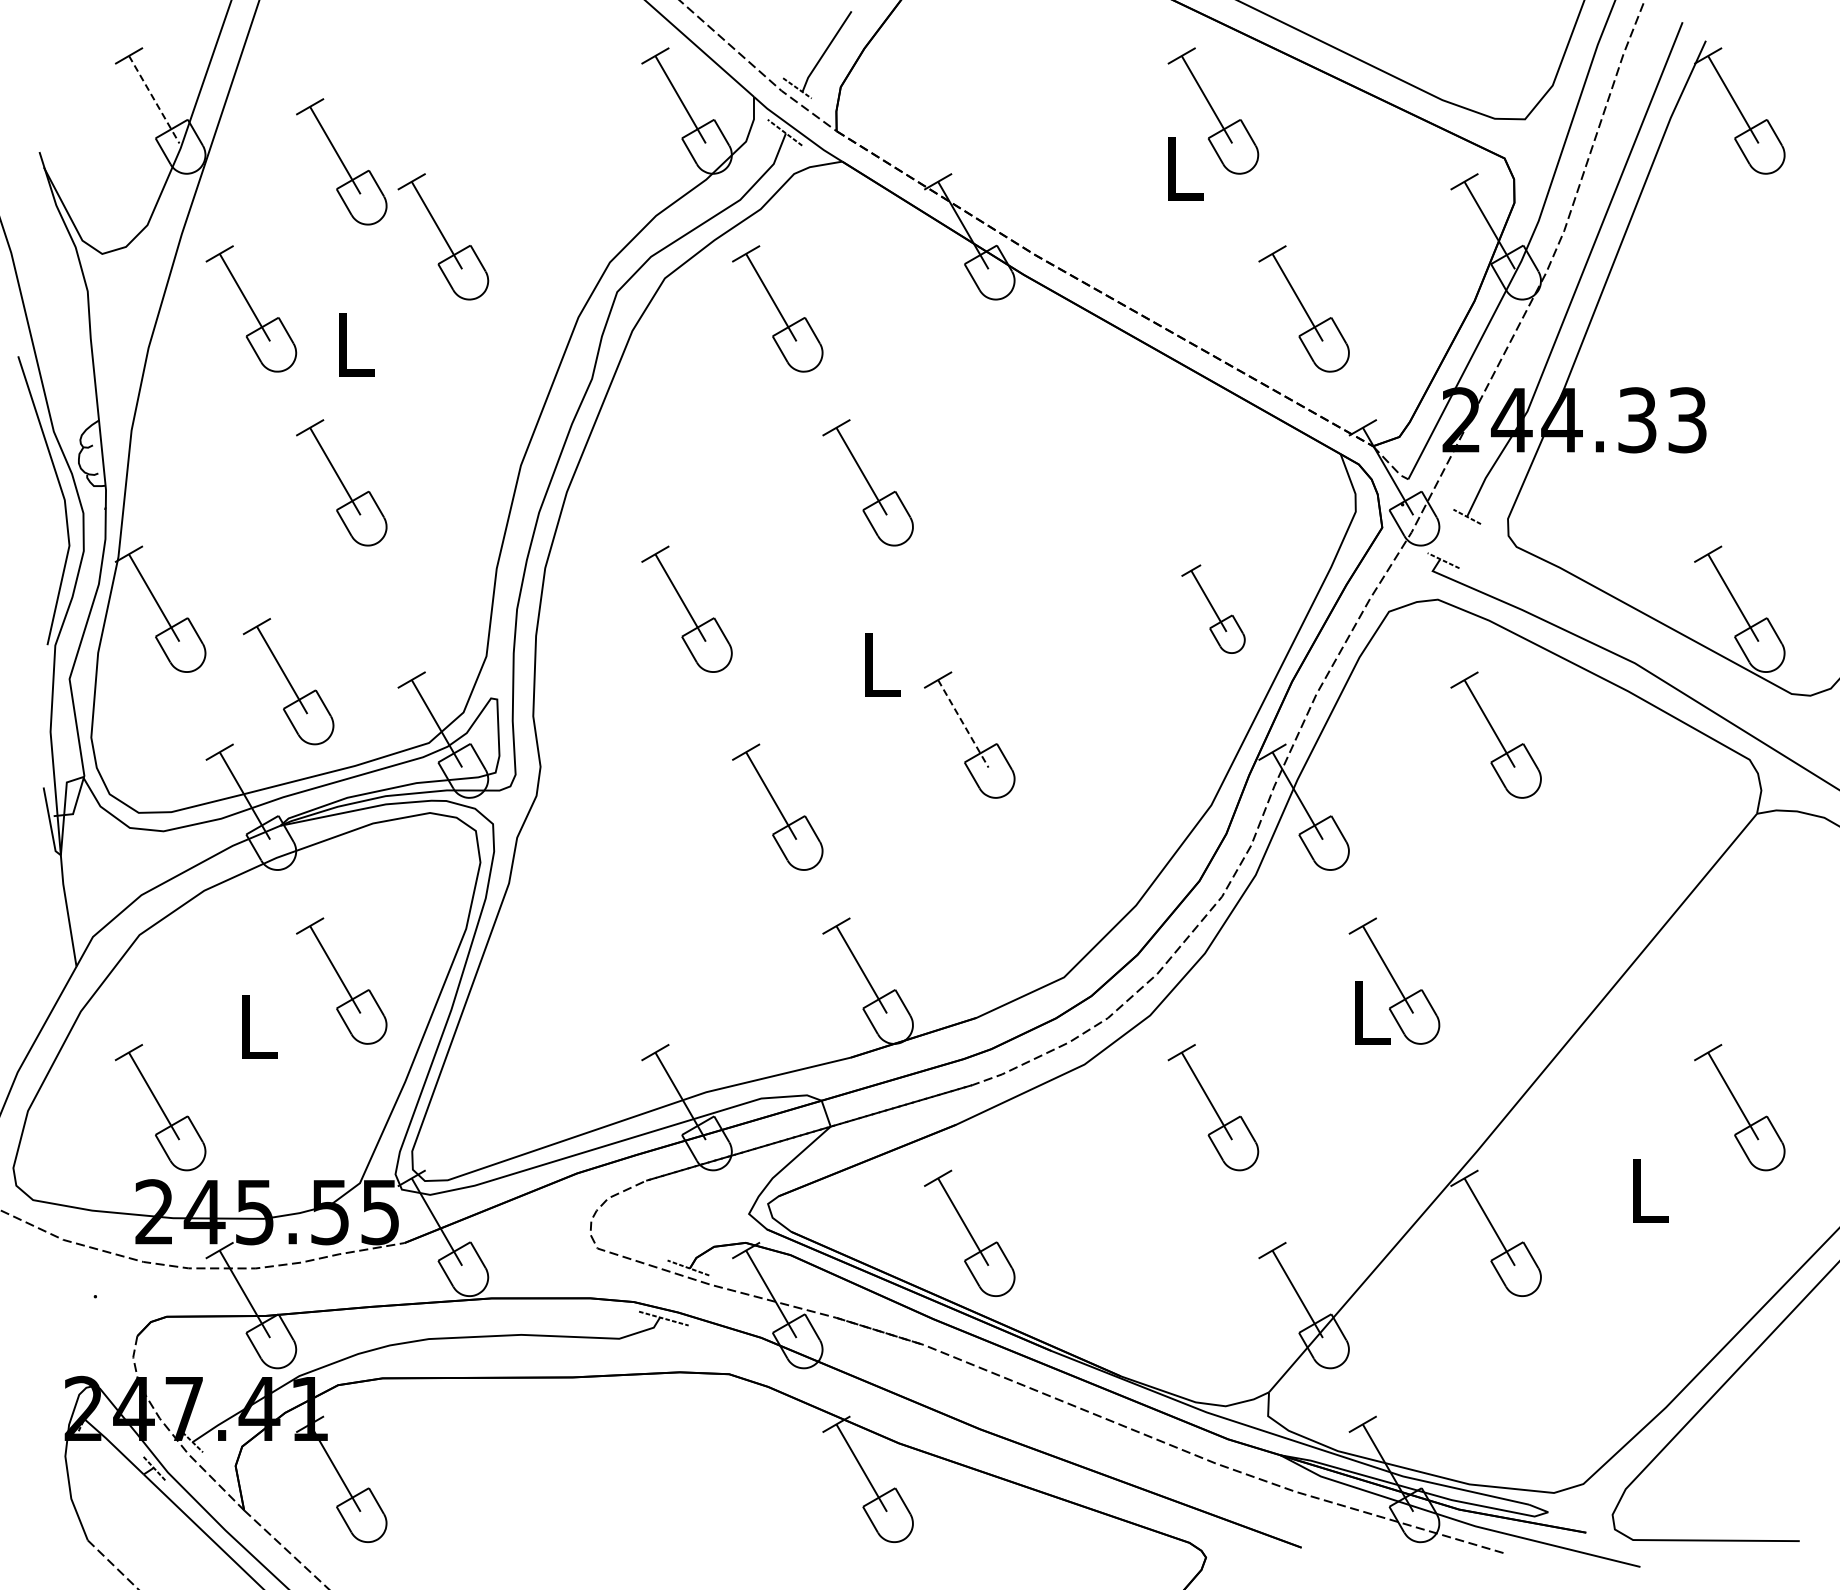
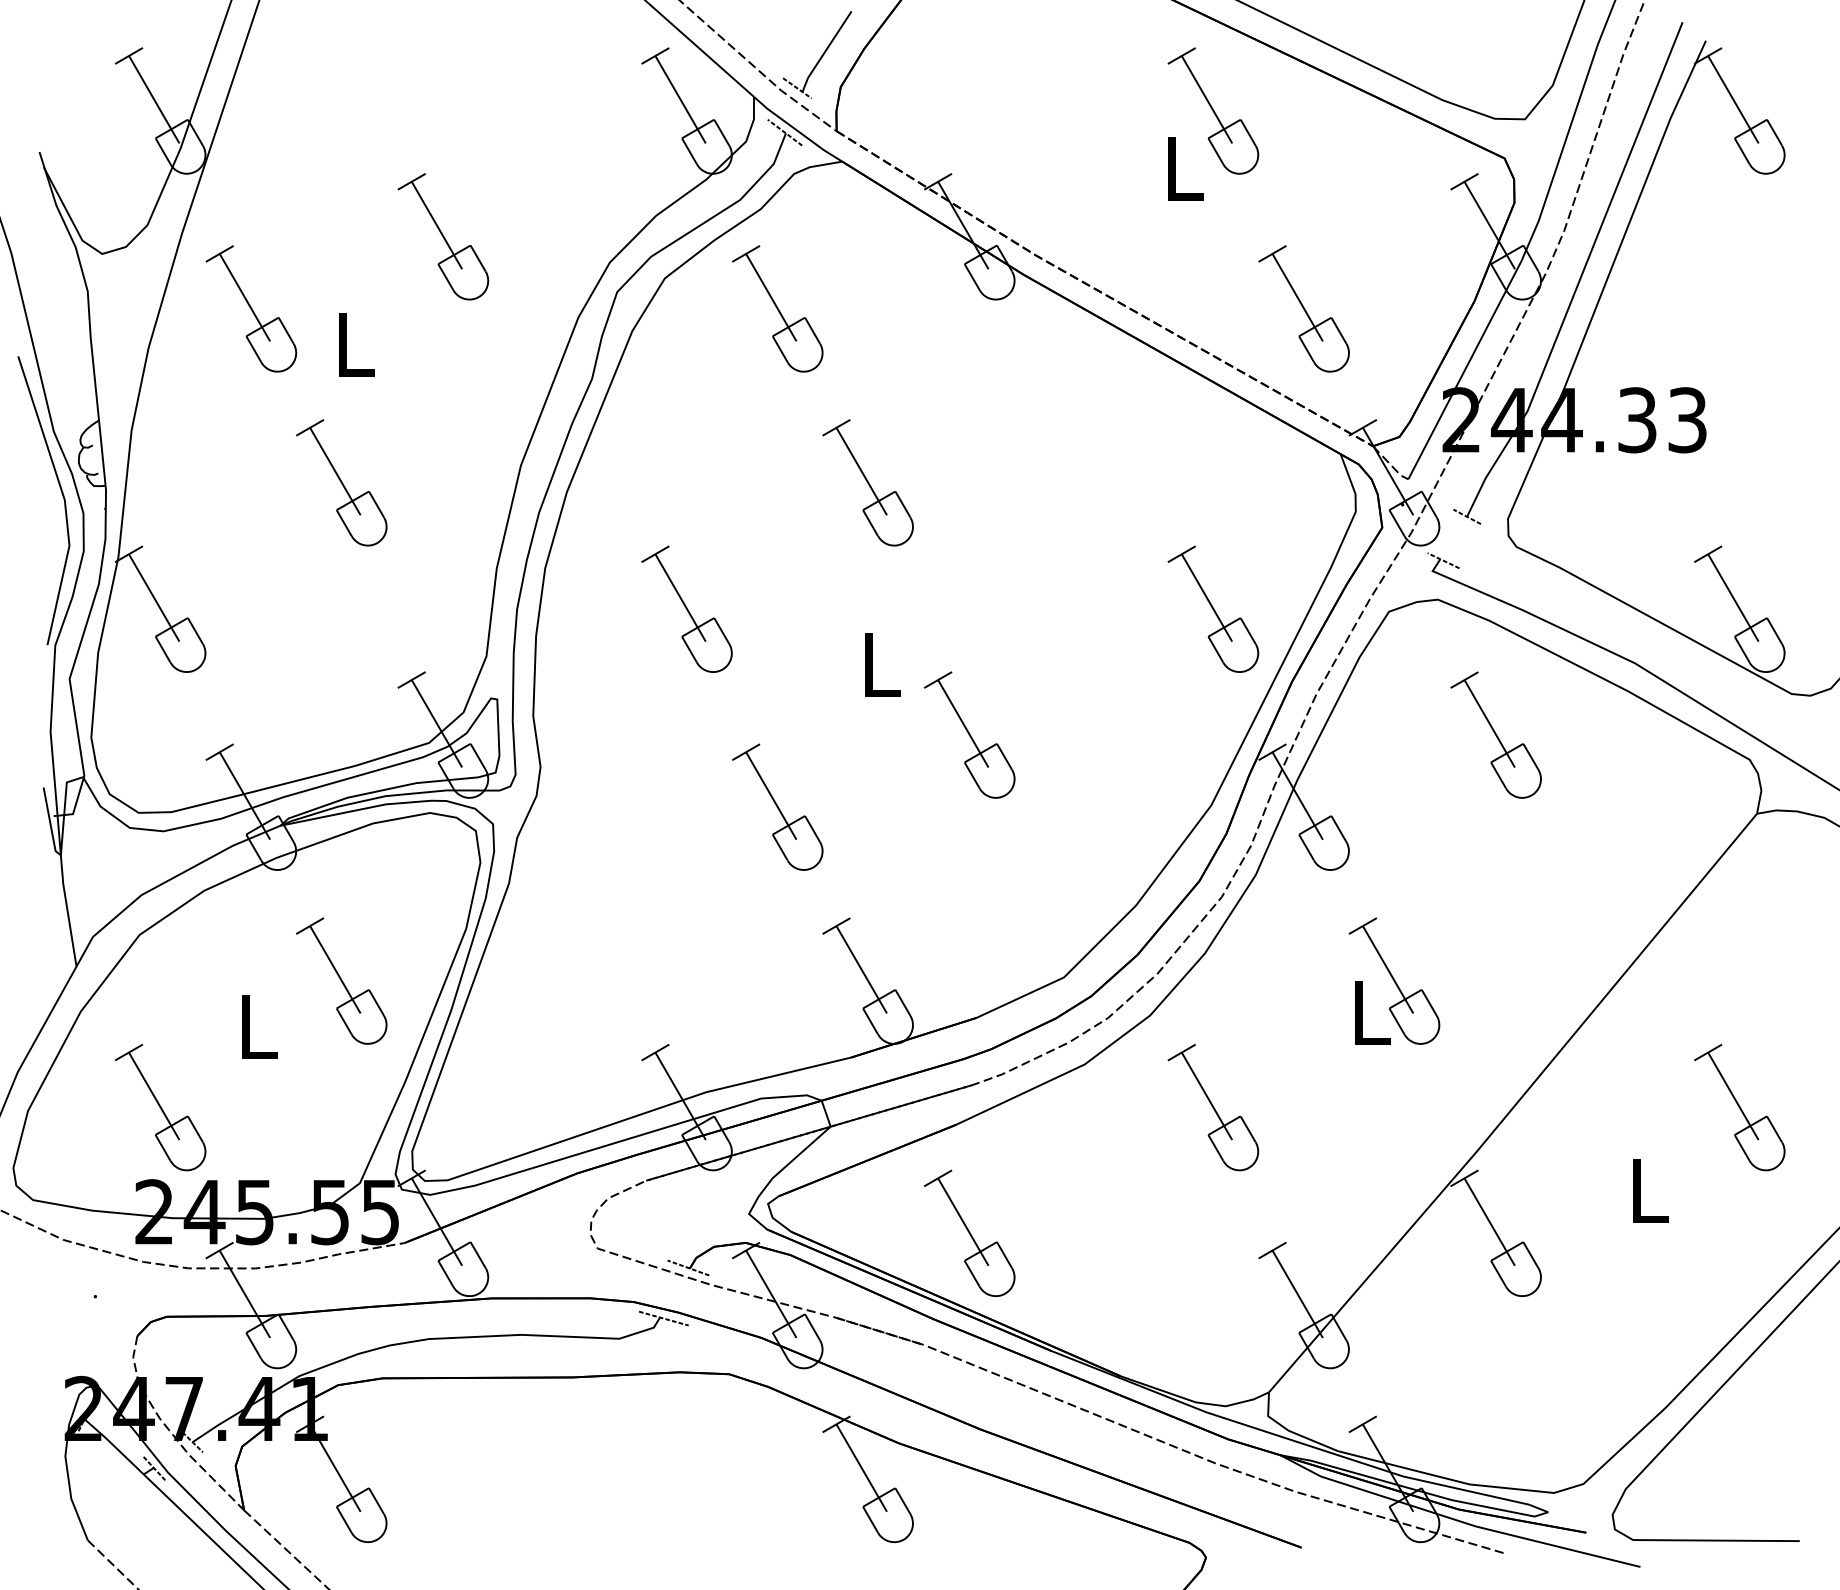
line: dashed -> solid (154, 99)
part: present -> none (341, 161)
part size: 65x90 px -> 93x128 px (1213, 608)
part: present -> none (288, 681)
line: dashed -> solid (963, 723)
